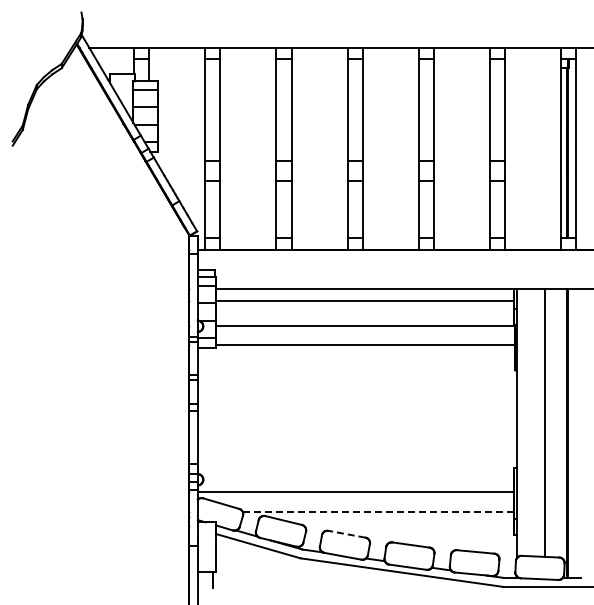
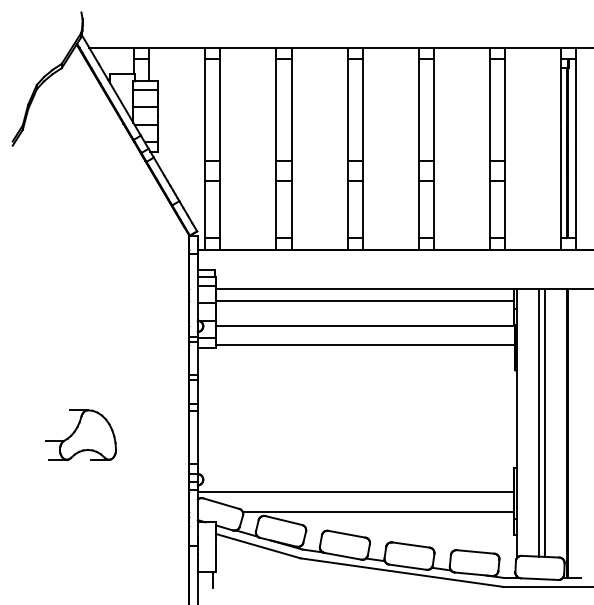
line: none -> present (539, 422)
part: none -> present (80, 434)
line: dashed -> solid (378, 511)
line: dashed -> solid (346, 534)
